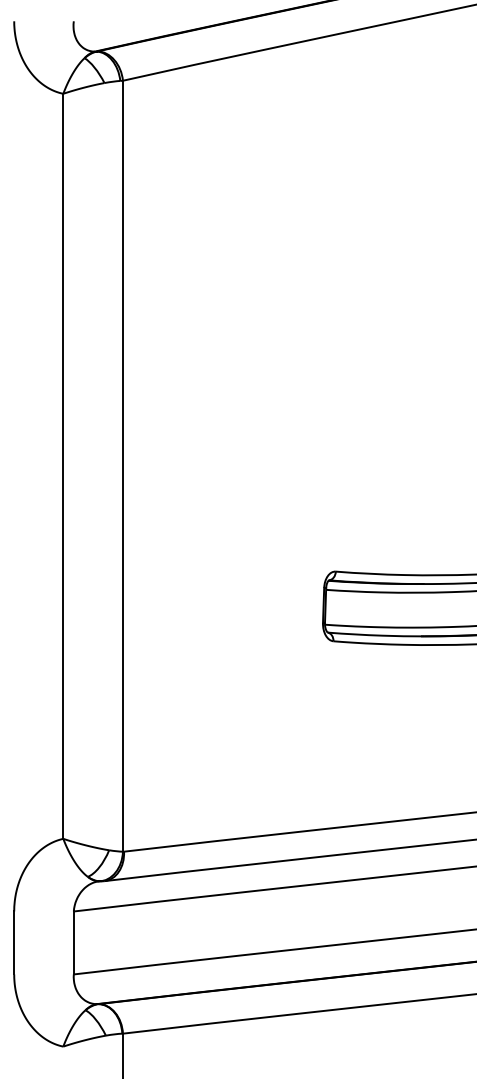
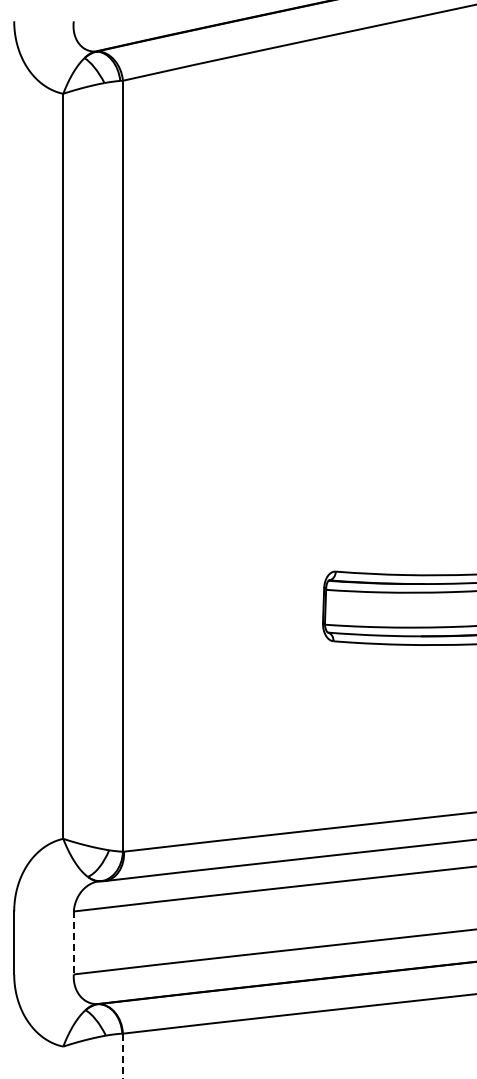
line: solid -> dashed (73, 943)
line: solid -> dashed (122, 1056)
